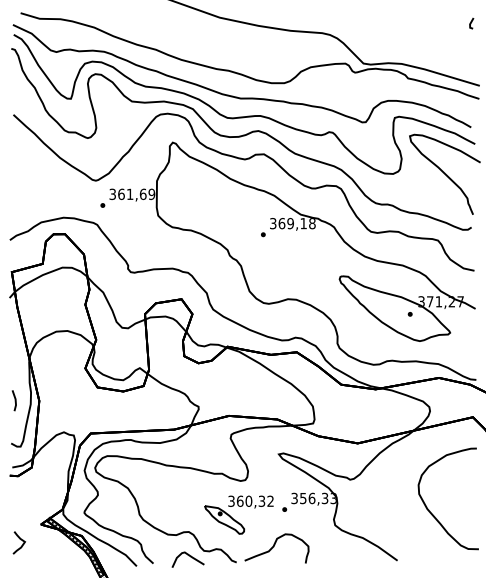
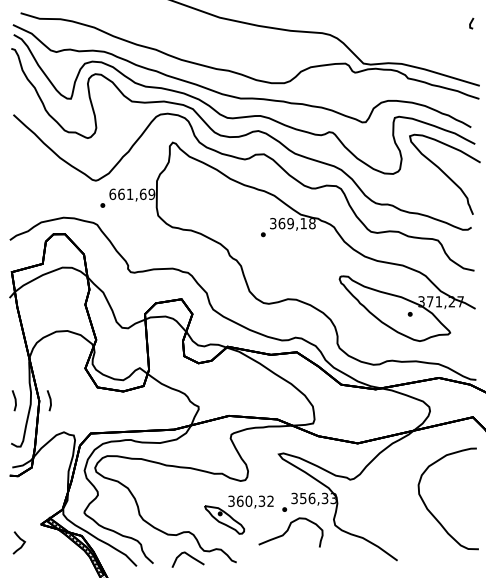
text: 361,69 -> 661,69 (112, 193)
line: none -> present (49, 400)
curve position: (274, 546) -> (288, 530) (288, 530)
